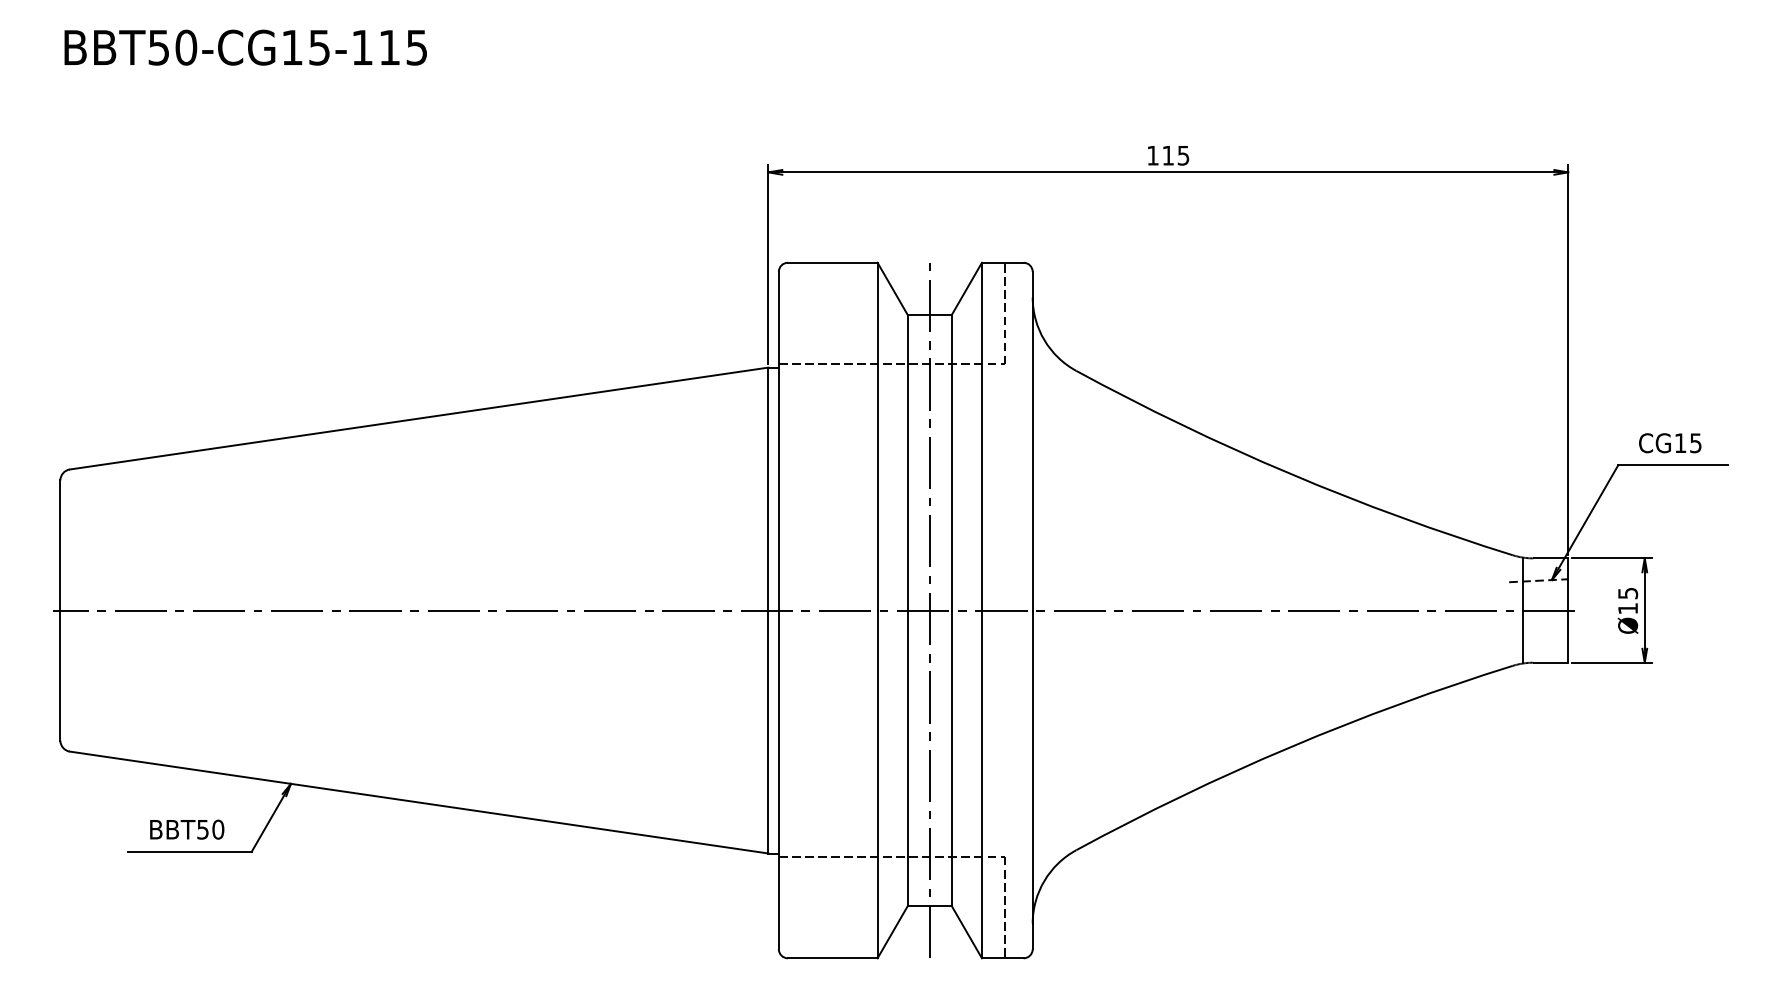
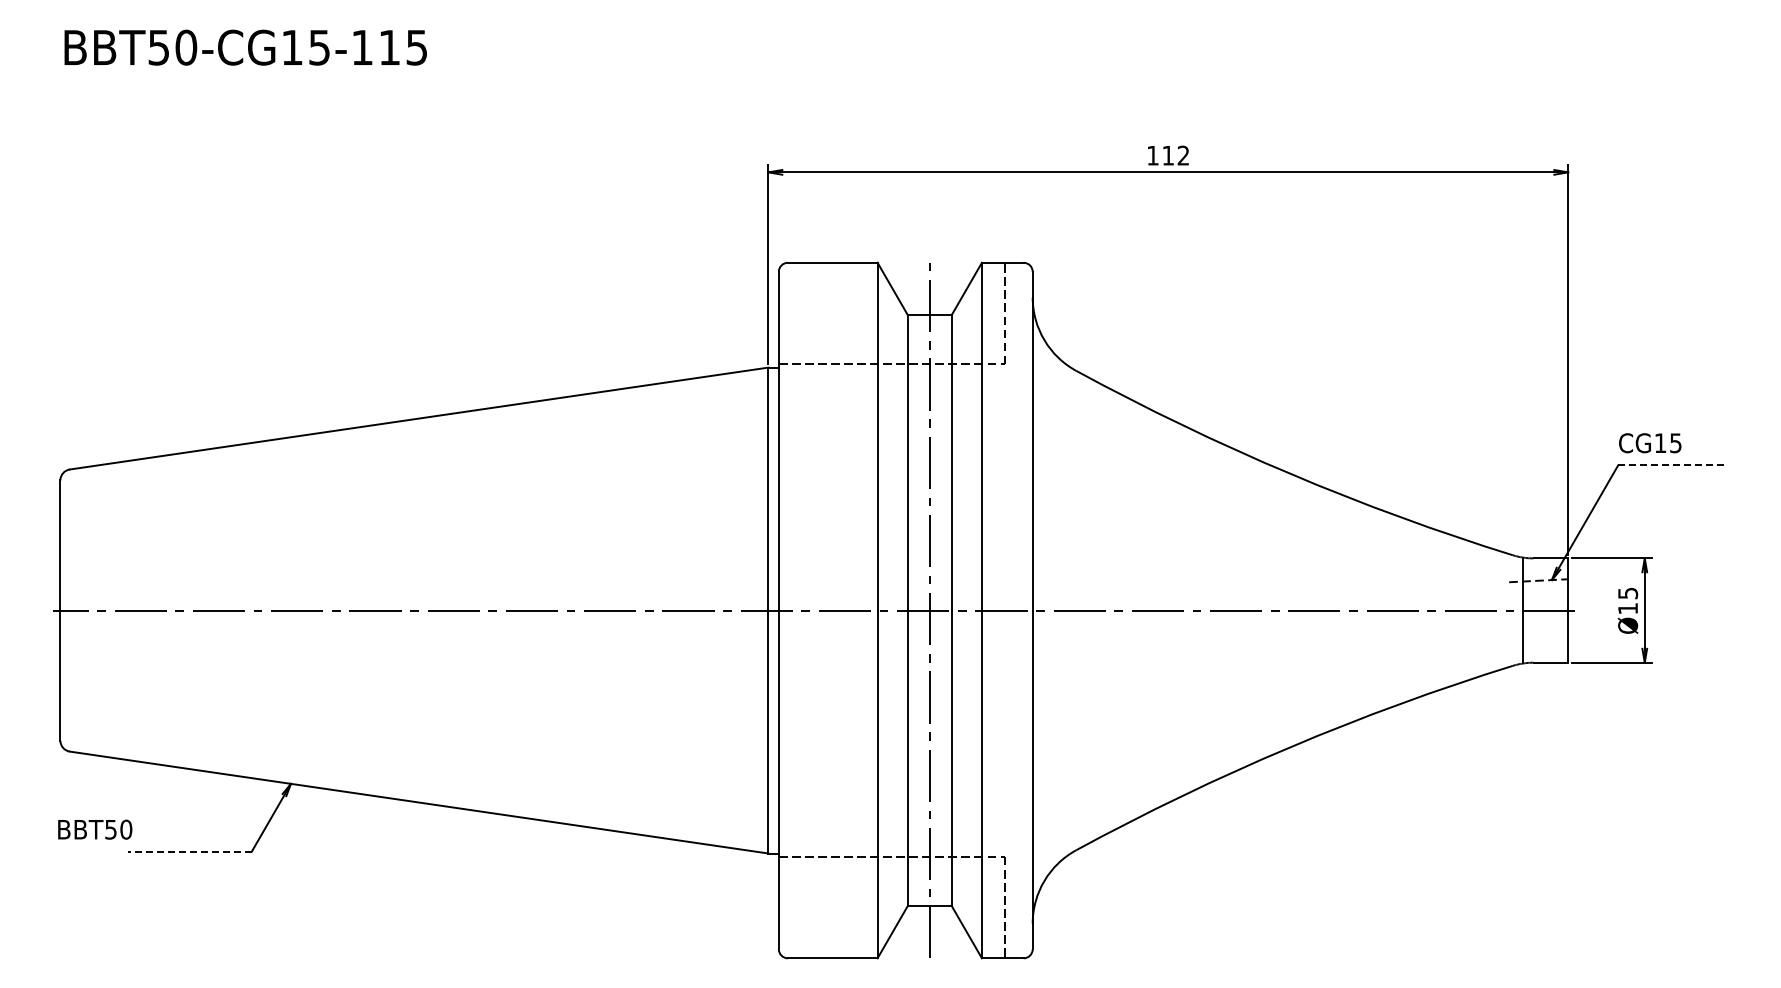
text: 115 -> 112 (1183, 155)
text position: (1670, 443) -> (1650, 443) (1650, 443)
line: solid -> dashed (1672, 465)
text position: (187, 829) -> (95, 829) (95, 829)
line: solid -> dashed (189, 851)
